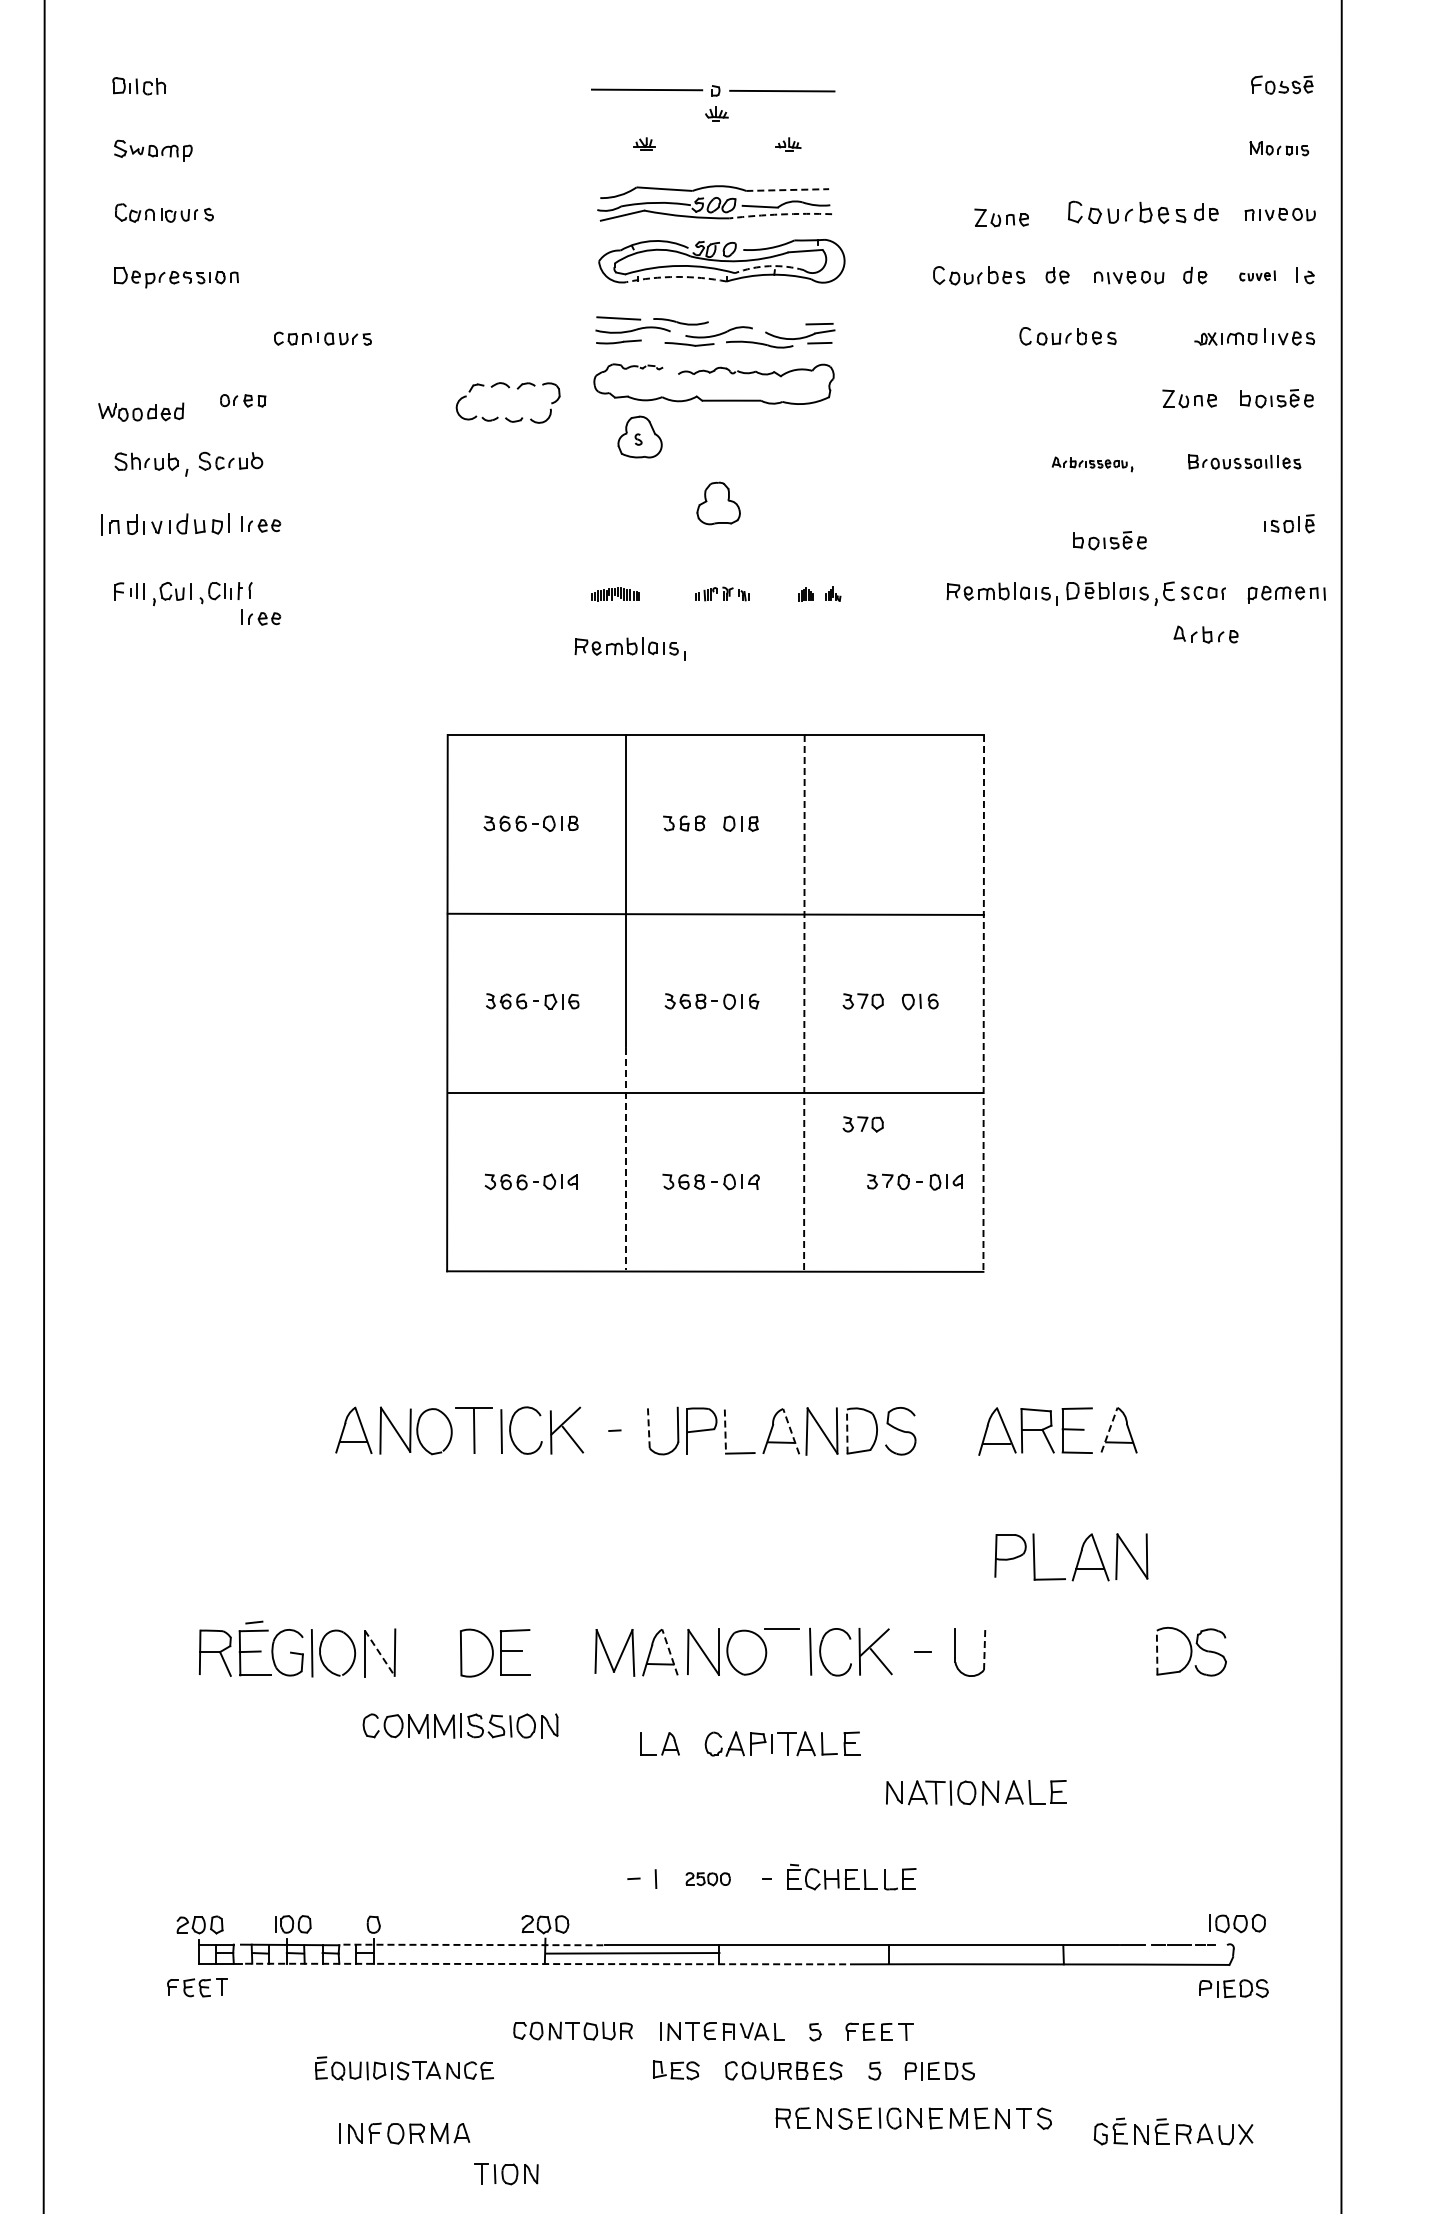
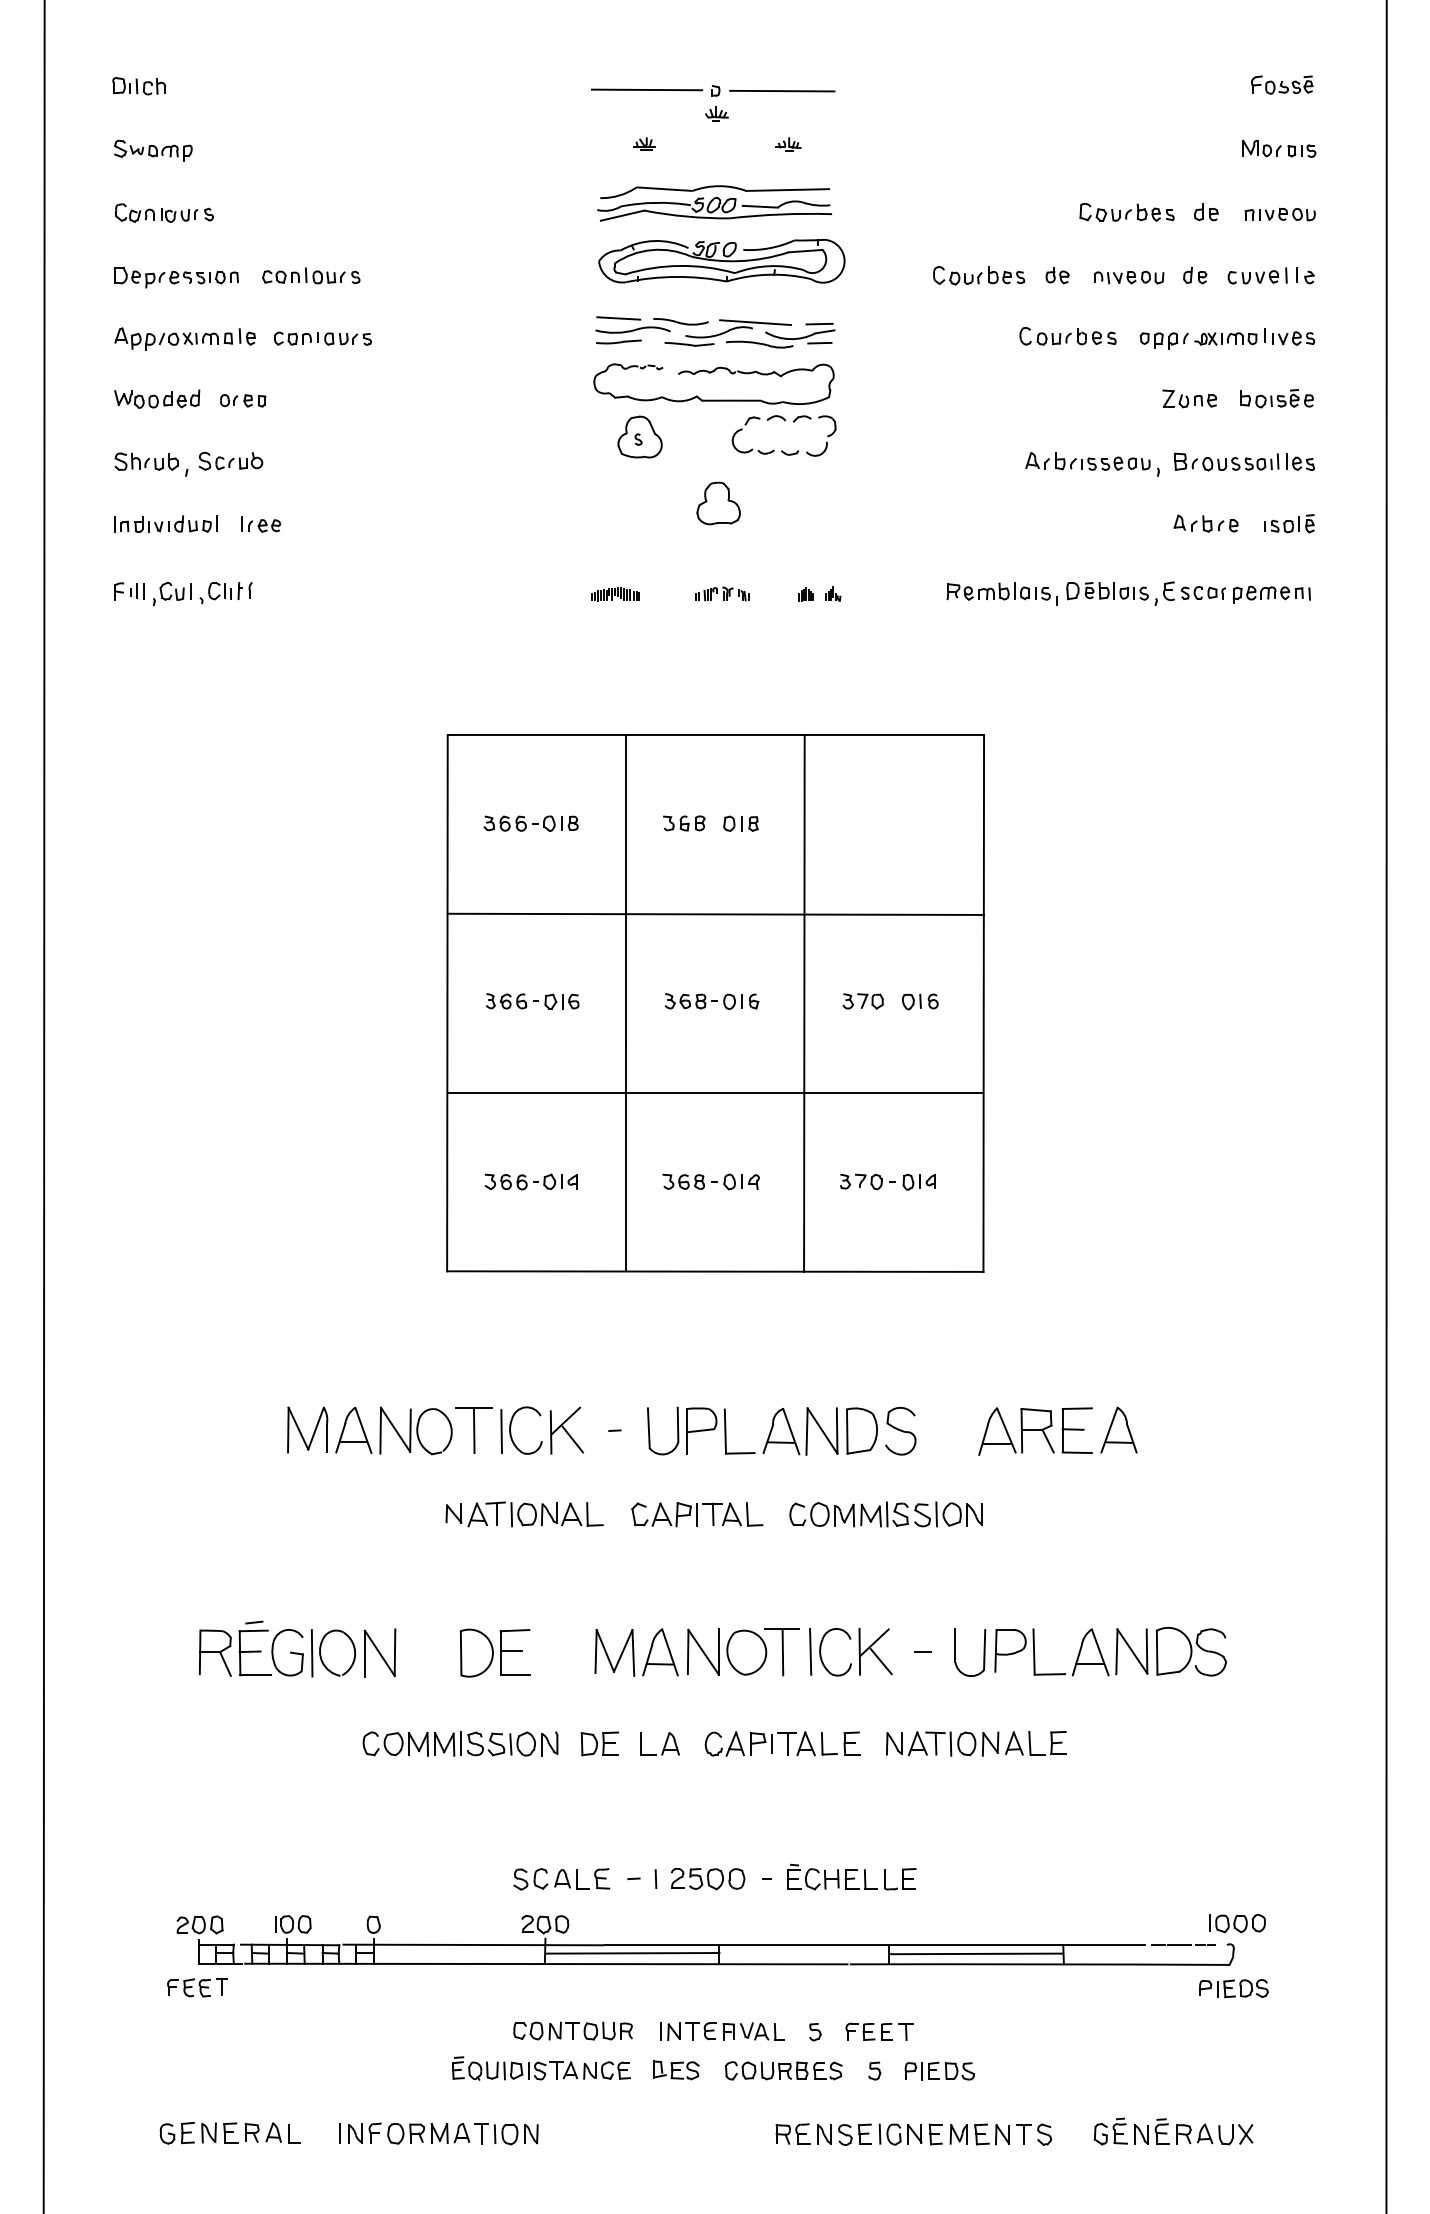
part size: 61x16 px -> 75x19 px (1279, 148)
line: dashed -> solid (788, 190)
part size: 119x24 px -> 96x20 px (1126, 211)
arc: dashed -> solid (780, 214)
part: present -> none (1001, 217)
arc: dashed -> solid (769, 266)
part: none -> present (311, 275)
part size: 37x12 px -> 61x18 px (1257, 275)
arc: dashed -> solid (676, 276)
line: none -> present (755, 322)
part: none -> present (184, 338)
part: none -> present (1163, 340)
part position: (508, 388) -> (784, 421) (784, 421)
part position: (141, 411) -> (157, 398) (157, 398)
part size: 114x16 px -> 142x20 px (1244, 461)
part size: 83x17 px -> 135x25 px (1092, 464)
part size: 129x23 px -> 104x18 px (165, 523)
part: present -> none (1109, 540)
part position: (1286, 594) -> (1271, 594) (1271, 594)
part: present -> none (261, 617)
part position: (1205, 634) -> (1205, 523) (1205, 523)
part: present -> none (629, 648)
line: dashed -> solid (804, 1003)
line: dashed -> solid (983, 1003)
line position: (1341, 1106) -> (1386, 1106) (1386, 1106)
part: present -> none (862, 1124)
line: dashed -> solid (625, 1158)
part position: (914, 1181) -> (887, 1181) (887, 1181)
line: dashed -> solid (648, 1428)
line: dashed -> solid (1109, 1430)
line: dashed -> solid (791, 1431)
line: dashed -> solid (847, 1431)
part: none -> present (301, 1432)
line: dashed -> solid (725, 1432)
part: none -> present (524, 1514)
part: none -> present (697, 1514)
part: none -> present (885, 1514)
part position: (1077, 1560) -> (1077, 1655) (1077, 1655)
line: dashed -> solid (984, 1650)
line: dashed -> solid (669, 1651)
line: none -> present (782, 1652)
line: dashed -> solid (1157, 1652)
line: dashed -> solid (380, 1653)
part position: (460, 1725) -> (460, 1743) (460, 1743)
part: none -> present (599, 1743)
part position: (976, 1792) -> (976, 1743) (976, 1743)
part: none -> present (561, 1879)
part size: 46x15 px -> 75x23 px (708, 1879)
line: dashed -> solid (473, 1944)
line: none -> present (975, 1953)
line: dashed -> solid (546, 1964)
part position: (404, 2068) -> (541, 2068) (541, 2068)
part position: (913, 2118) -> (913, 2134) (913, 2134)
part: none -> present (229, 2132)
part position: (506, 2174) -> (506, 2134) (506, 2134)
